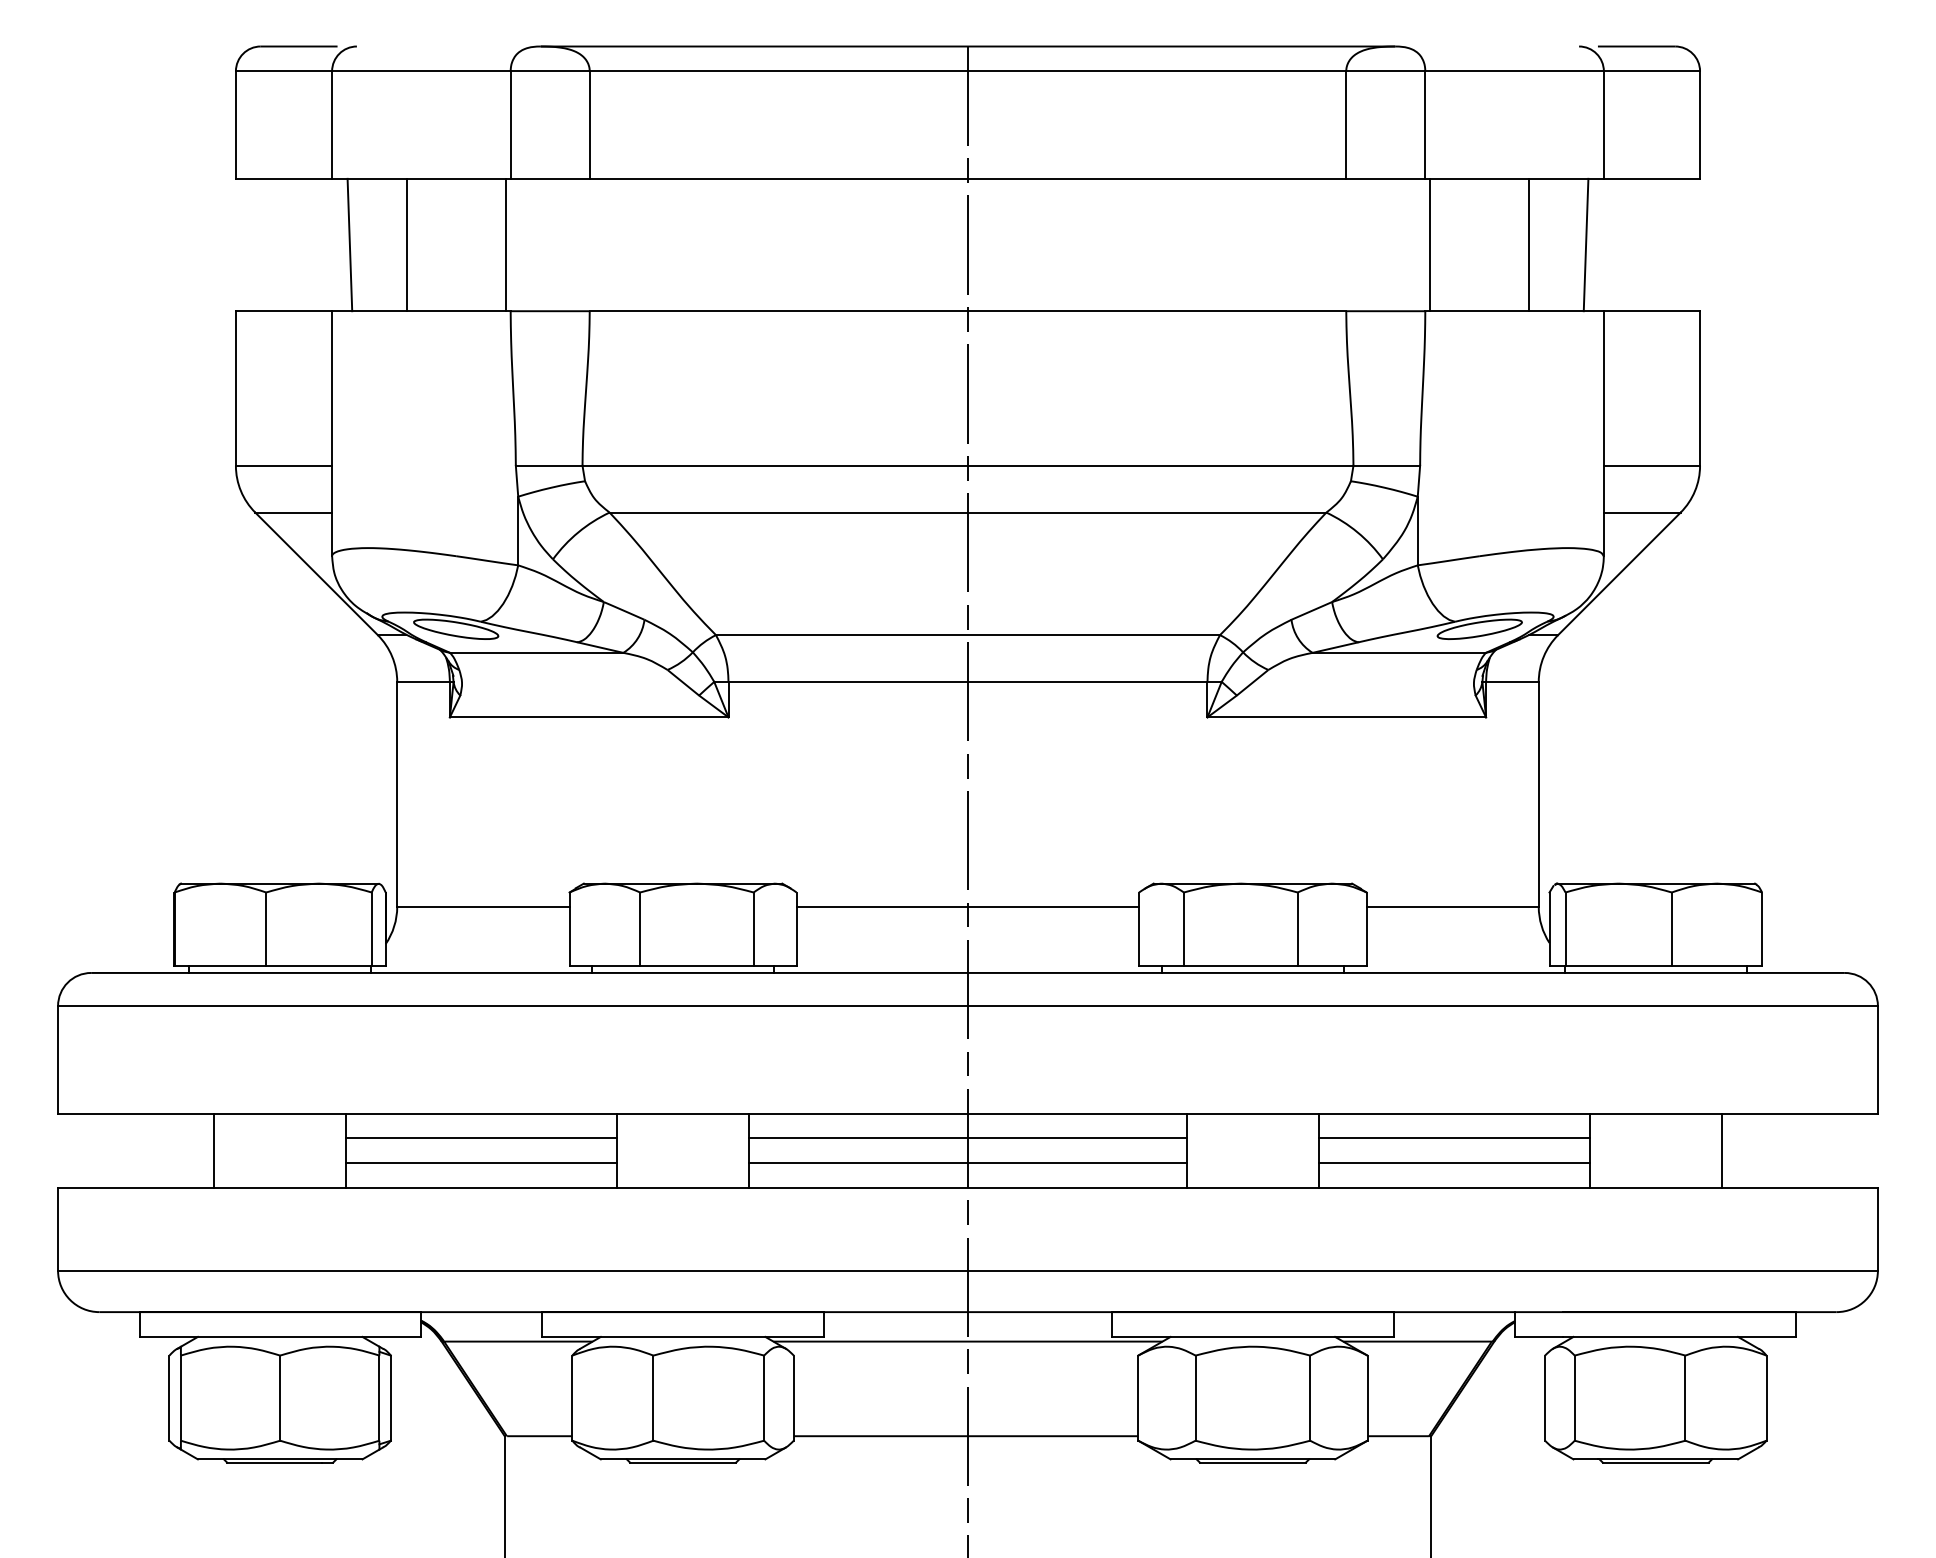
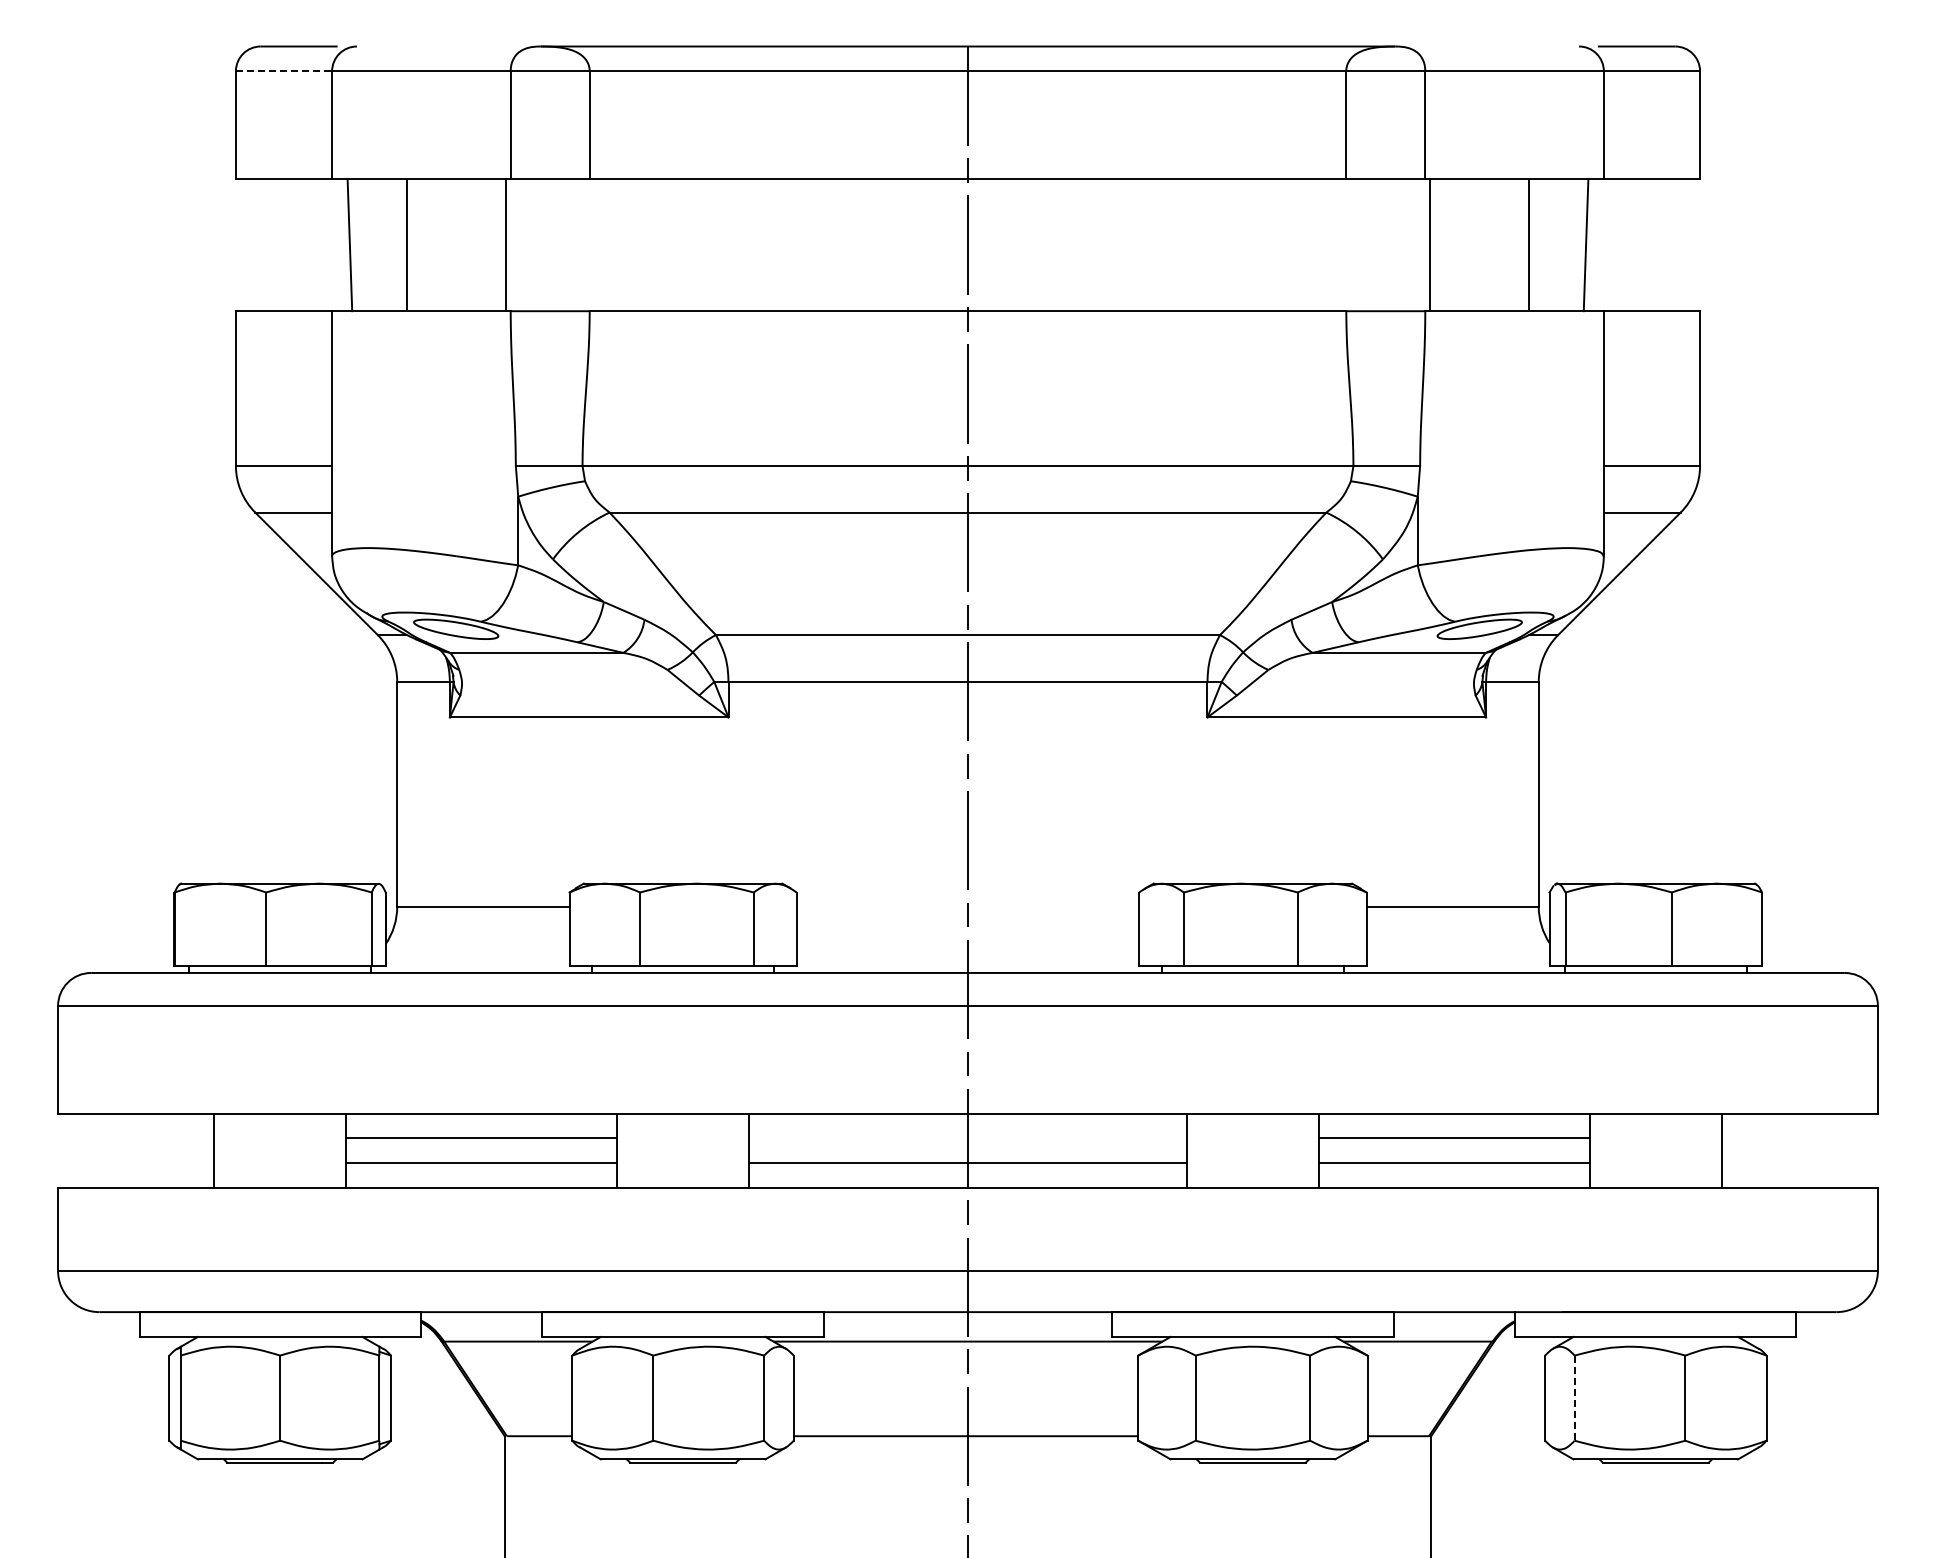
line: solid -> dashed (284, 71)
line: present -> none (967, 906)
line: present -> none (967, 1138)
line: solid -> dashed (1574, 1398)
